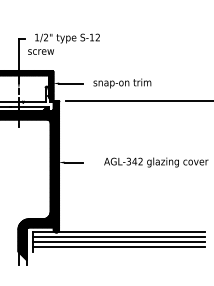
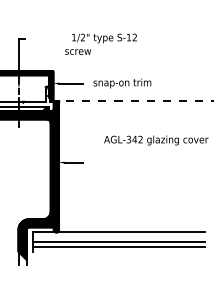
text position: (63, 43) -> (100, 43) (100, 43)
line: solid -> dashed (140, 101)
text position: (156, 162) -> (156, 140) (156, 140)
line: present -> none (119, 237)
